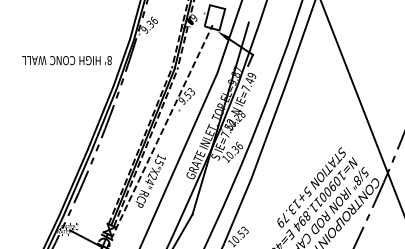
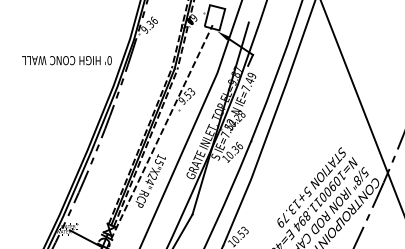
text: 8' -> 0' (109, 60)
